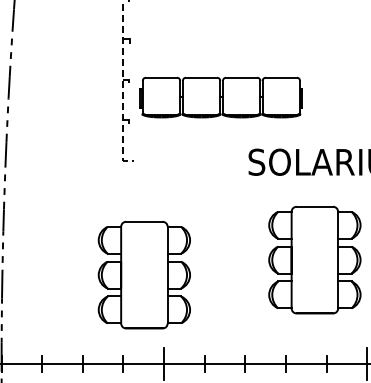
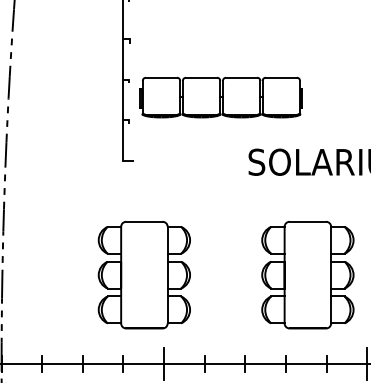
line: dashed -> solid (123, 86)
part position: (314, 259) -> (307, 274) (307, 274)
